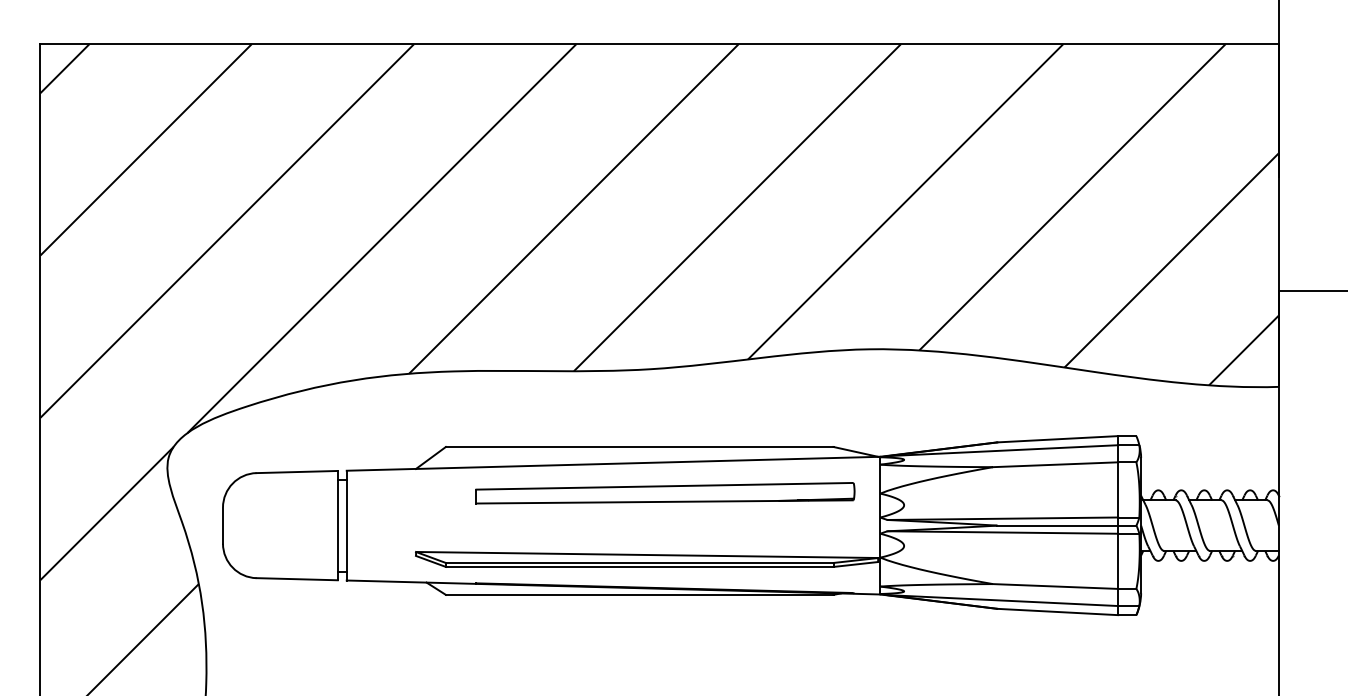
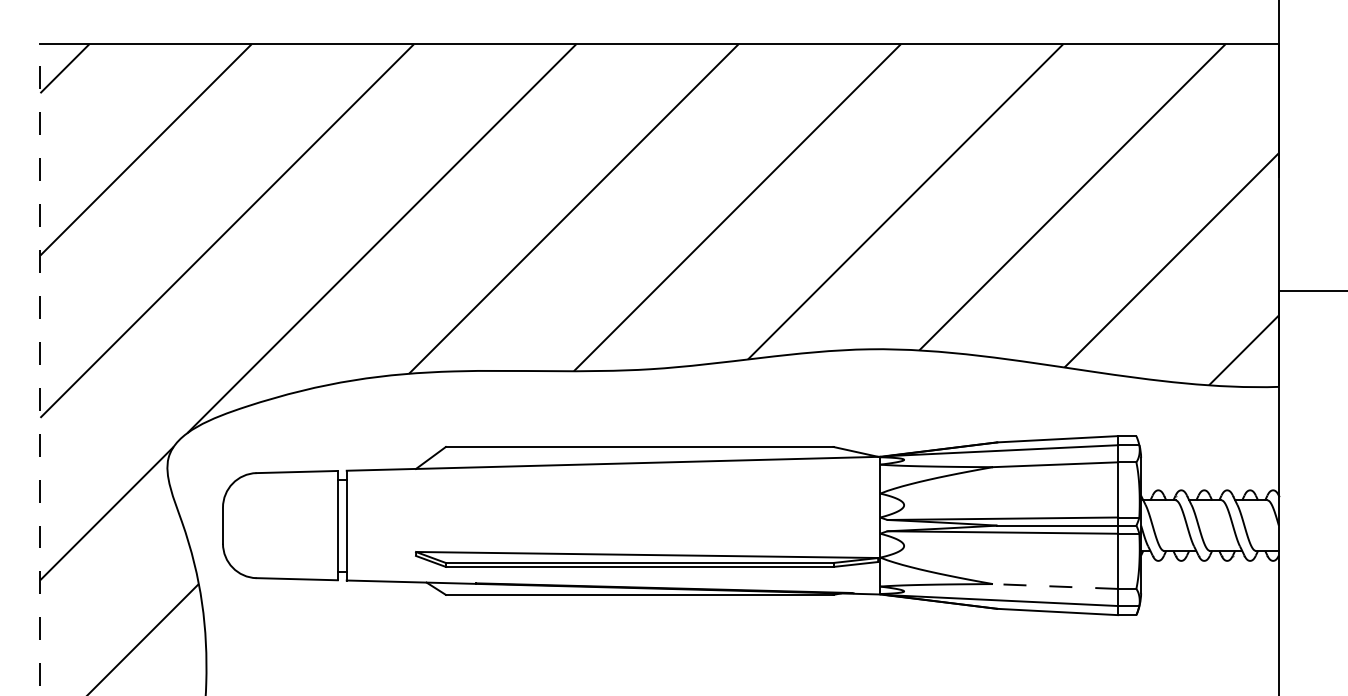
line: solid -> dashed (40, 369)
part: present -> none (665, 493)
line: solid -> dashed (1055, 586)
